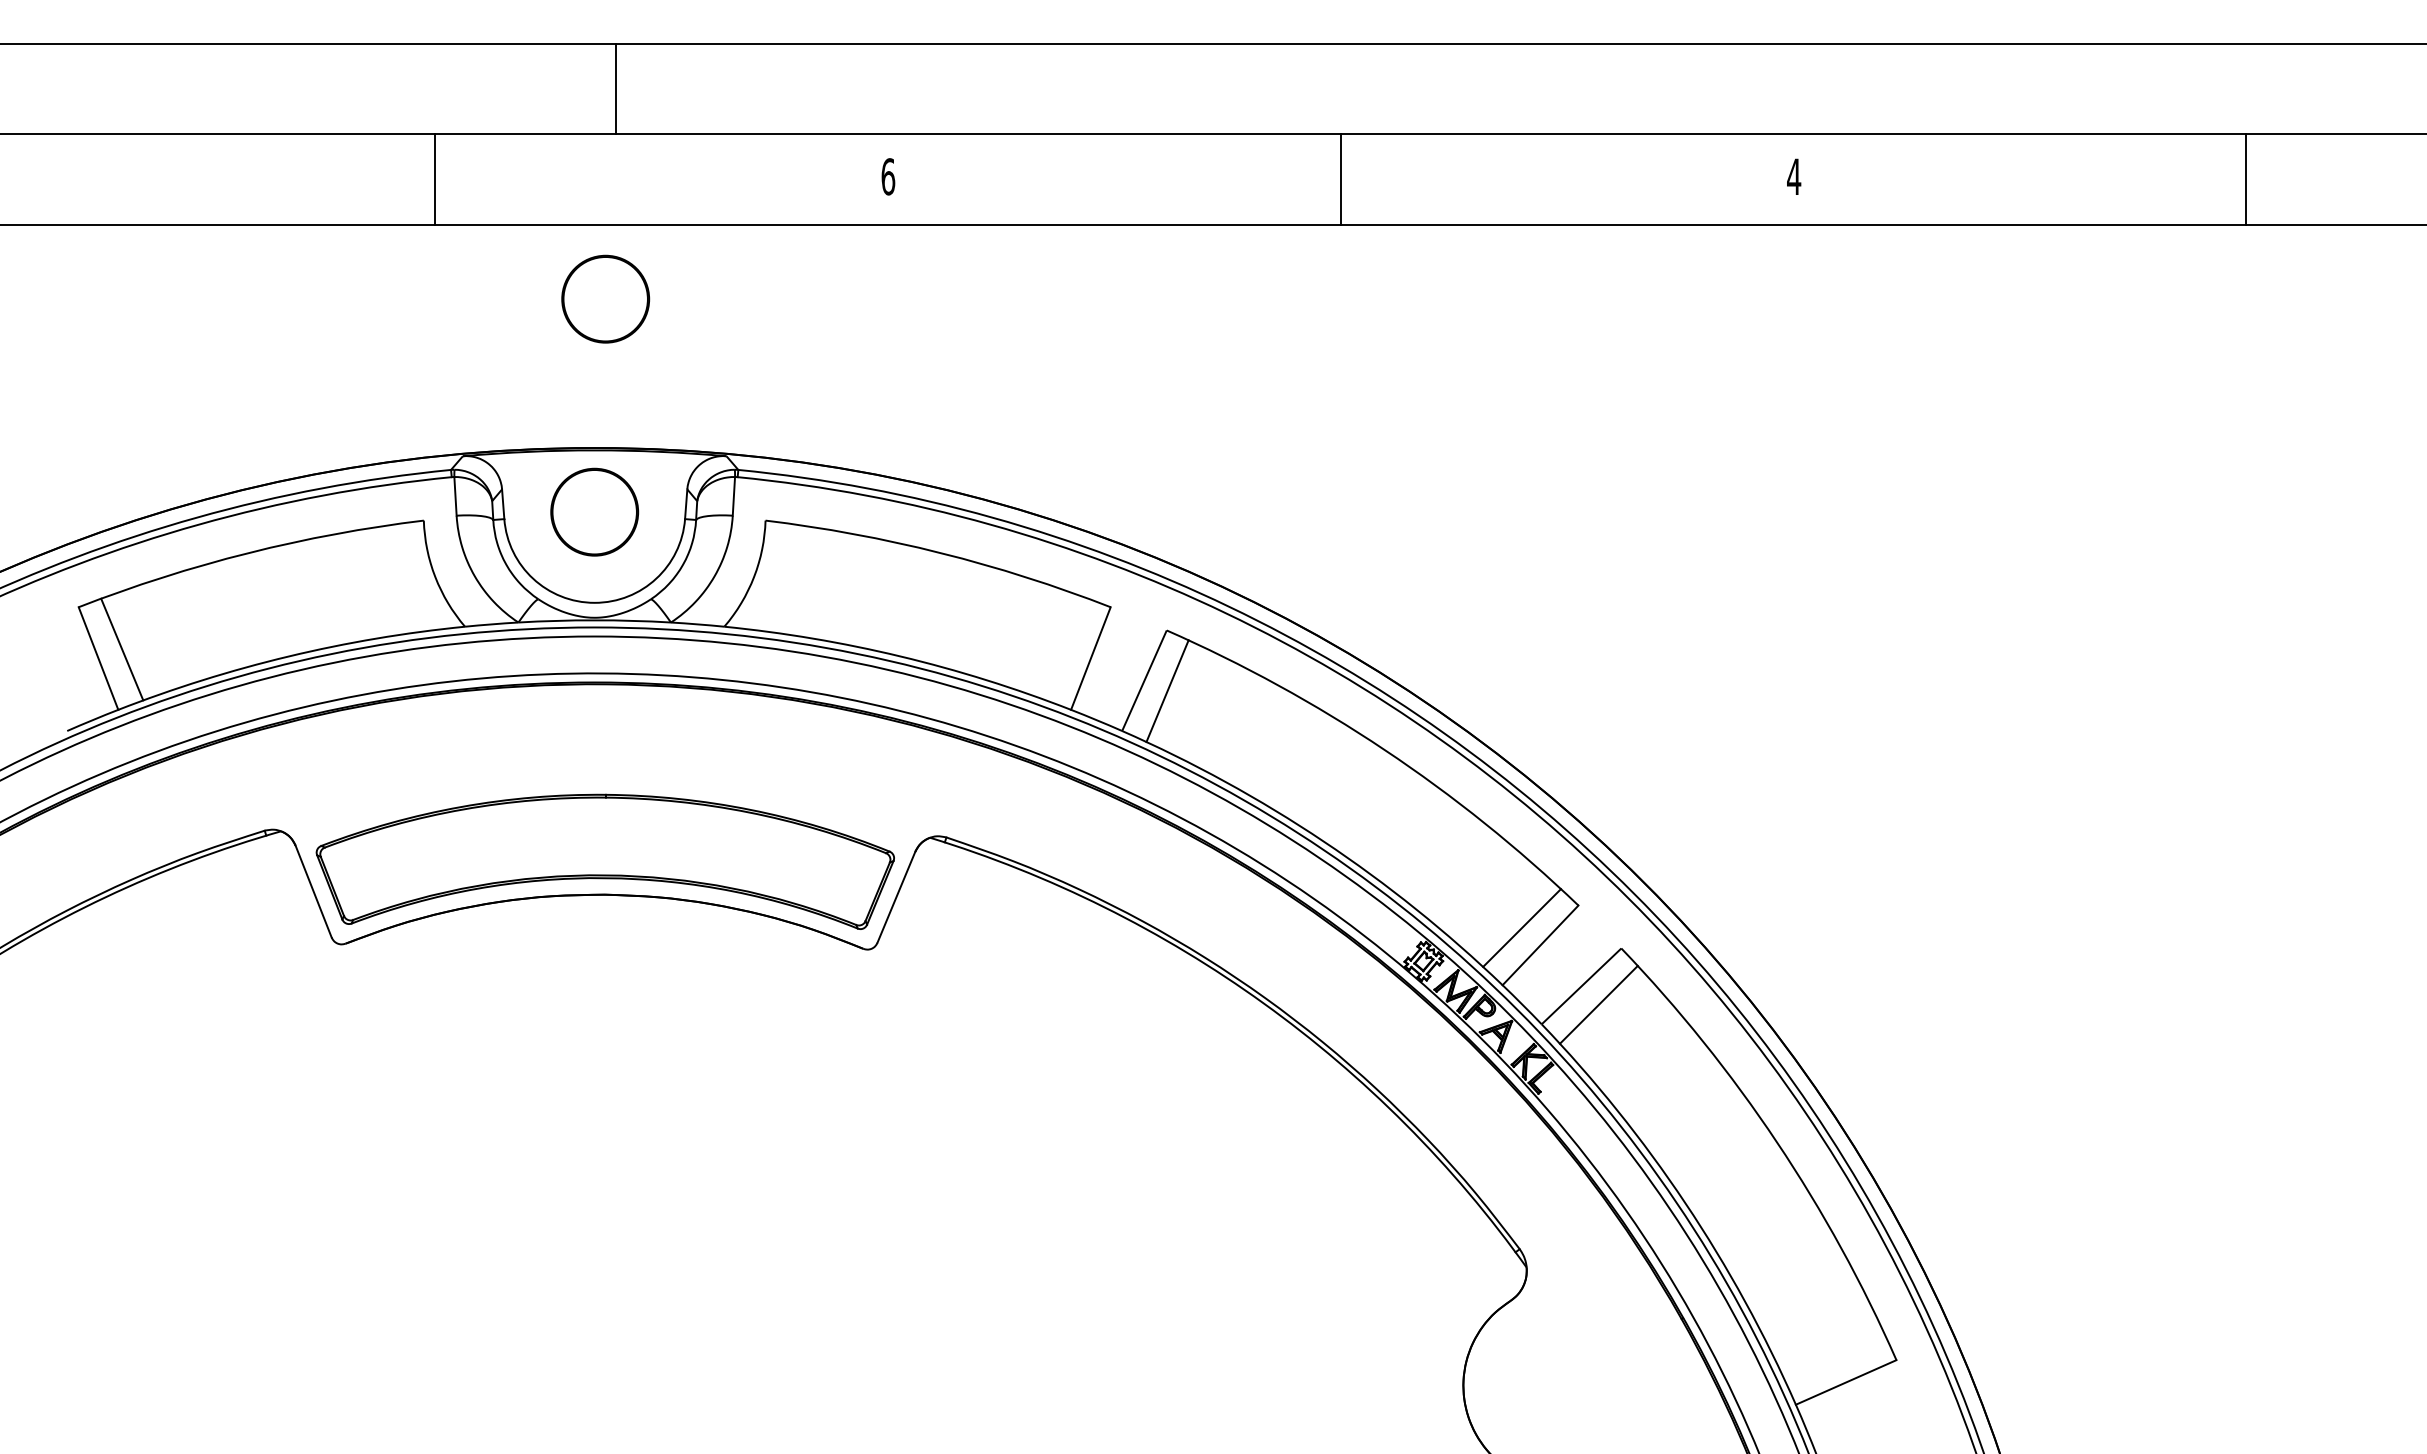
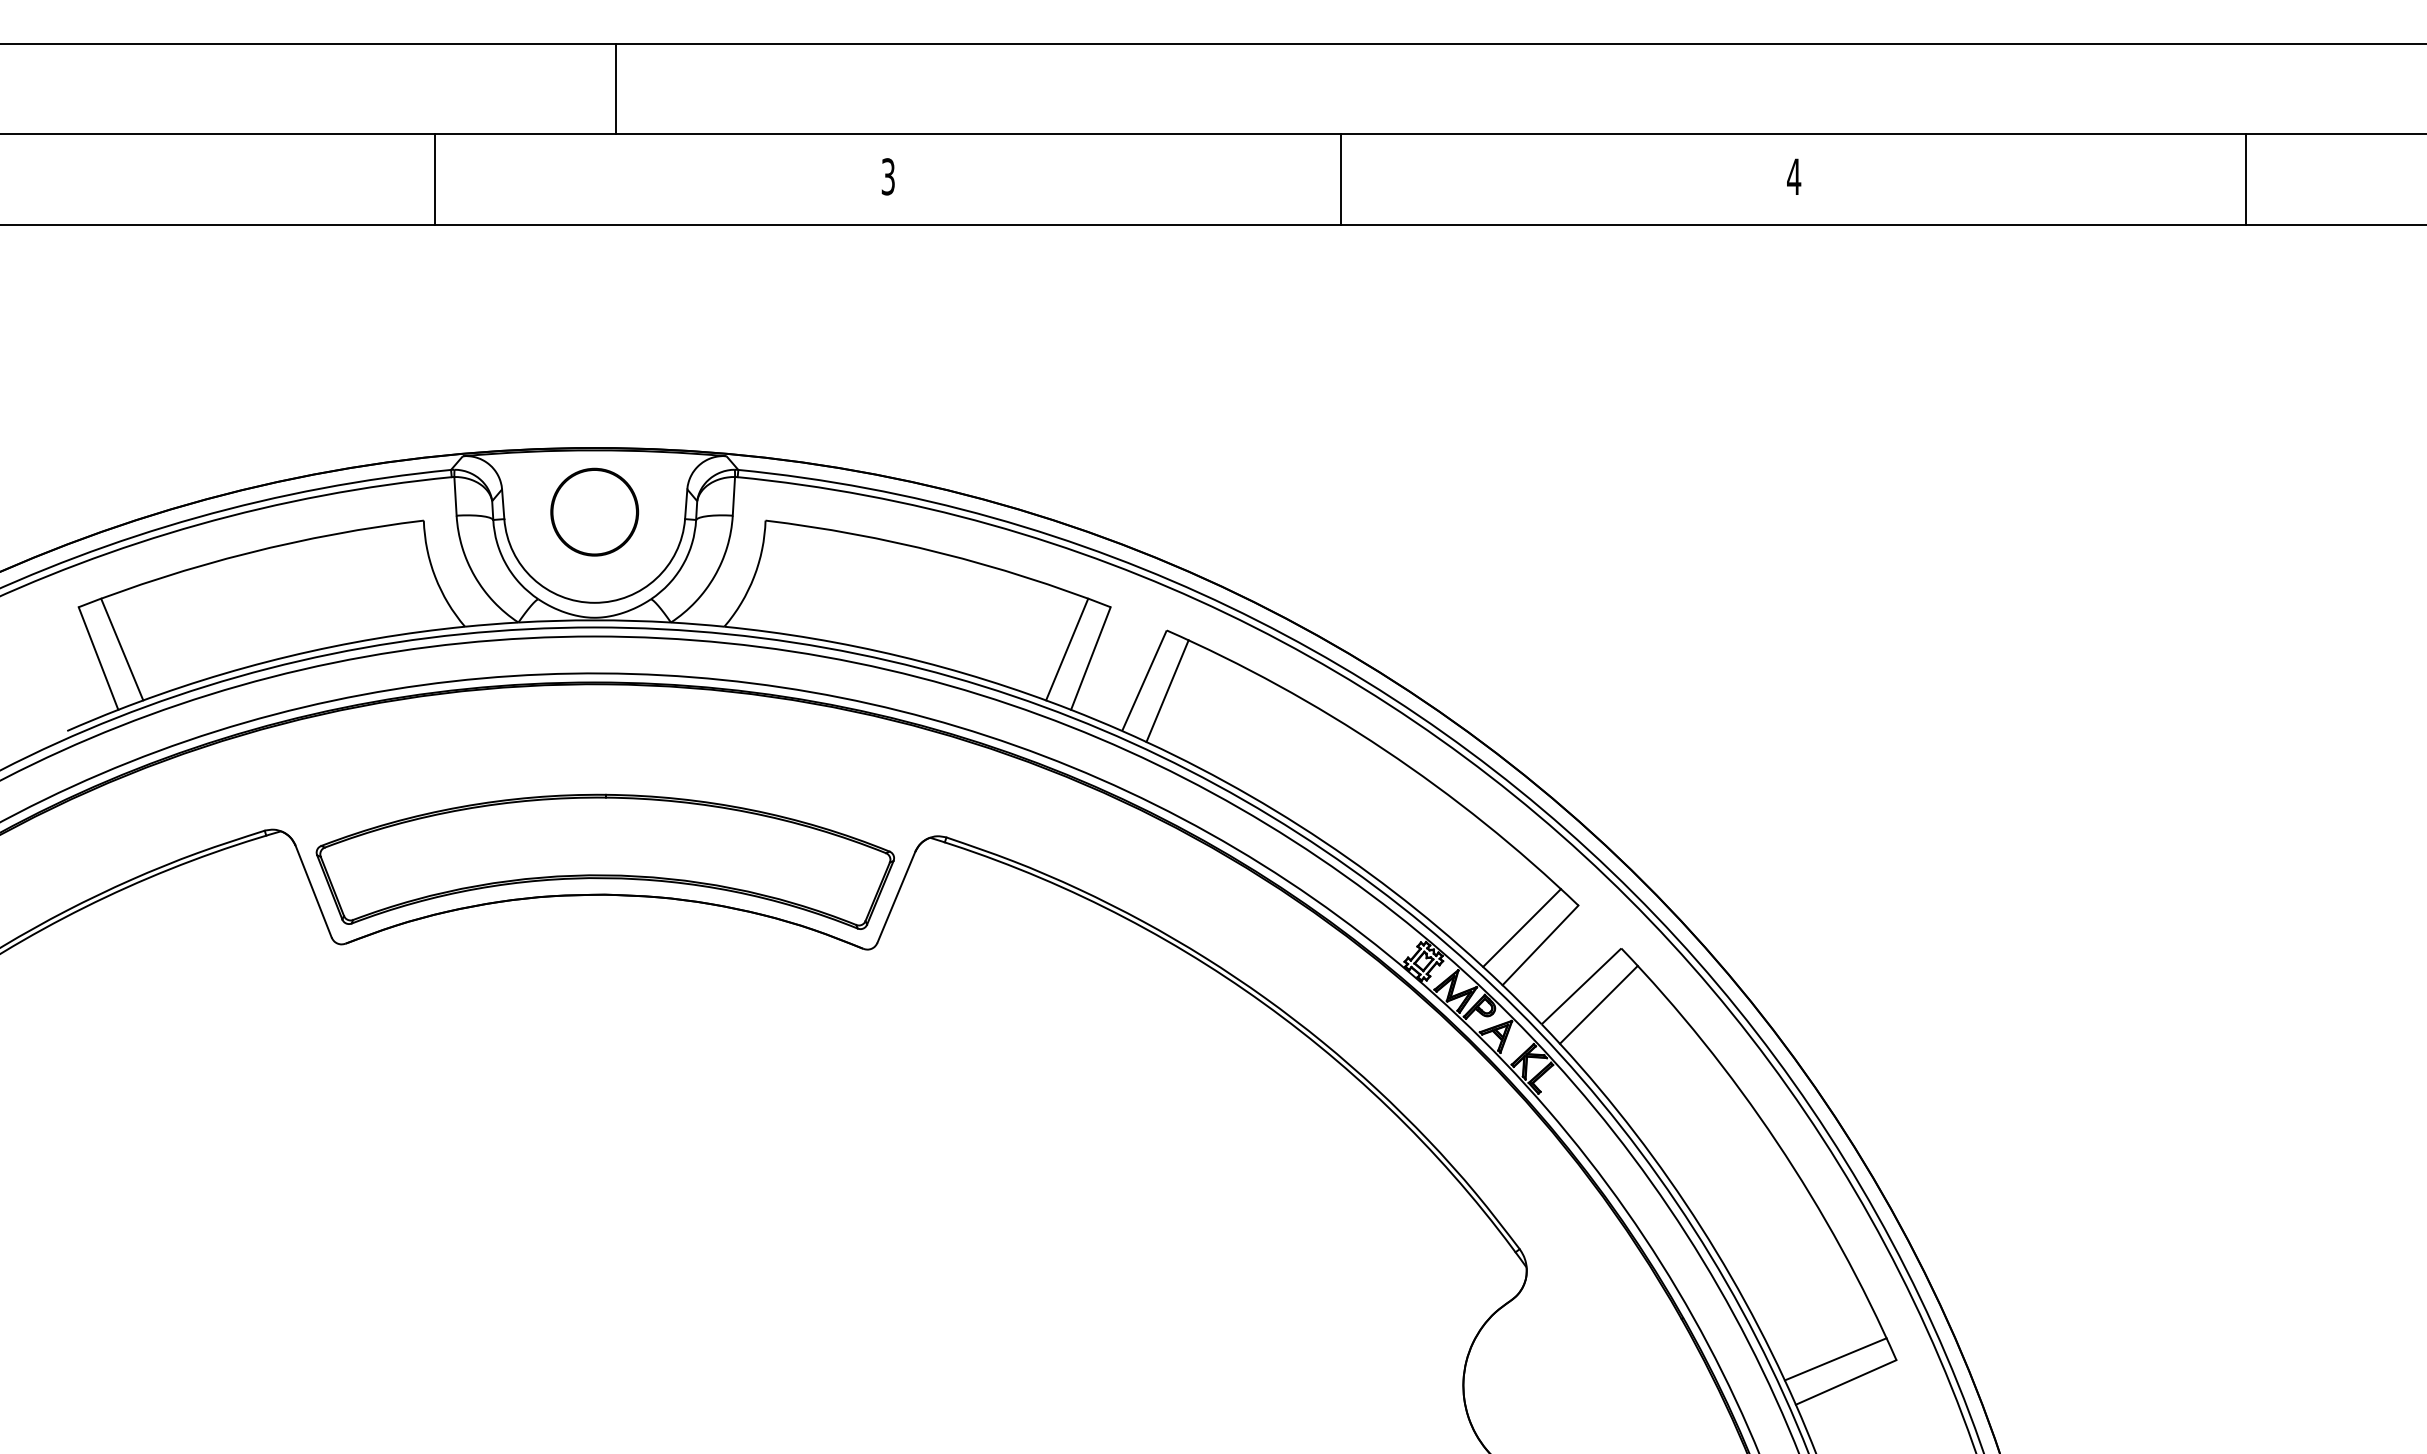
text: 6 -> 3 (888, 176)
part: present -> none (605, 298)
line: none -> present (1067, 649)
line: none -> present (1835, 1359)
